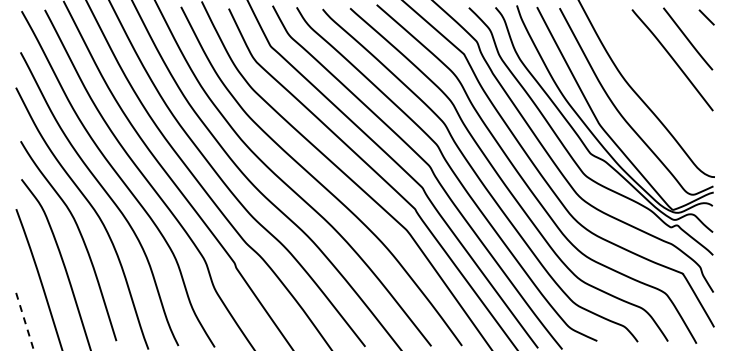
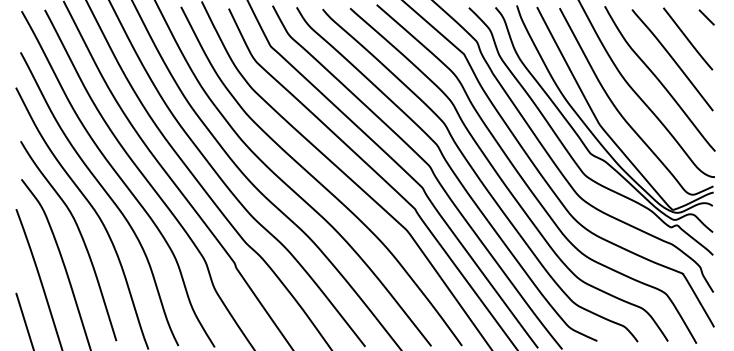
curve: none -> present (658, 78)
line: dashed -> solid (25, 322)
